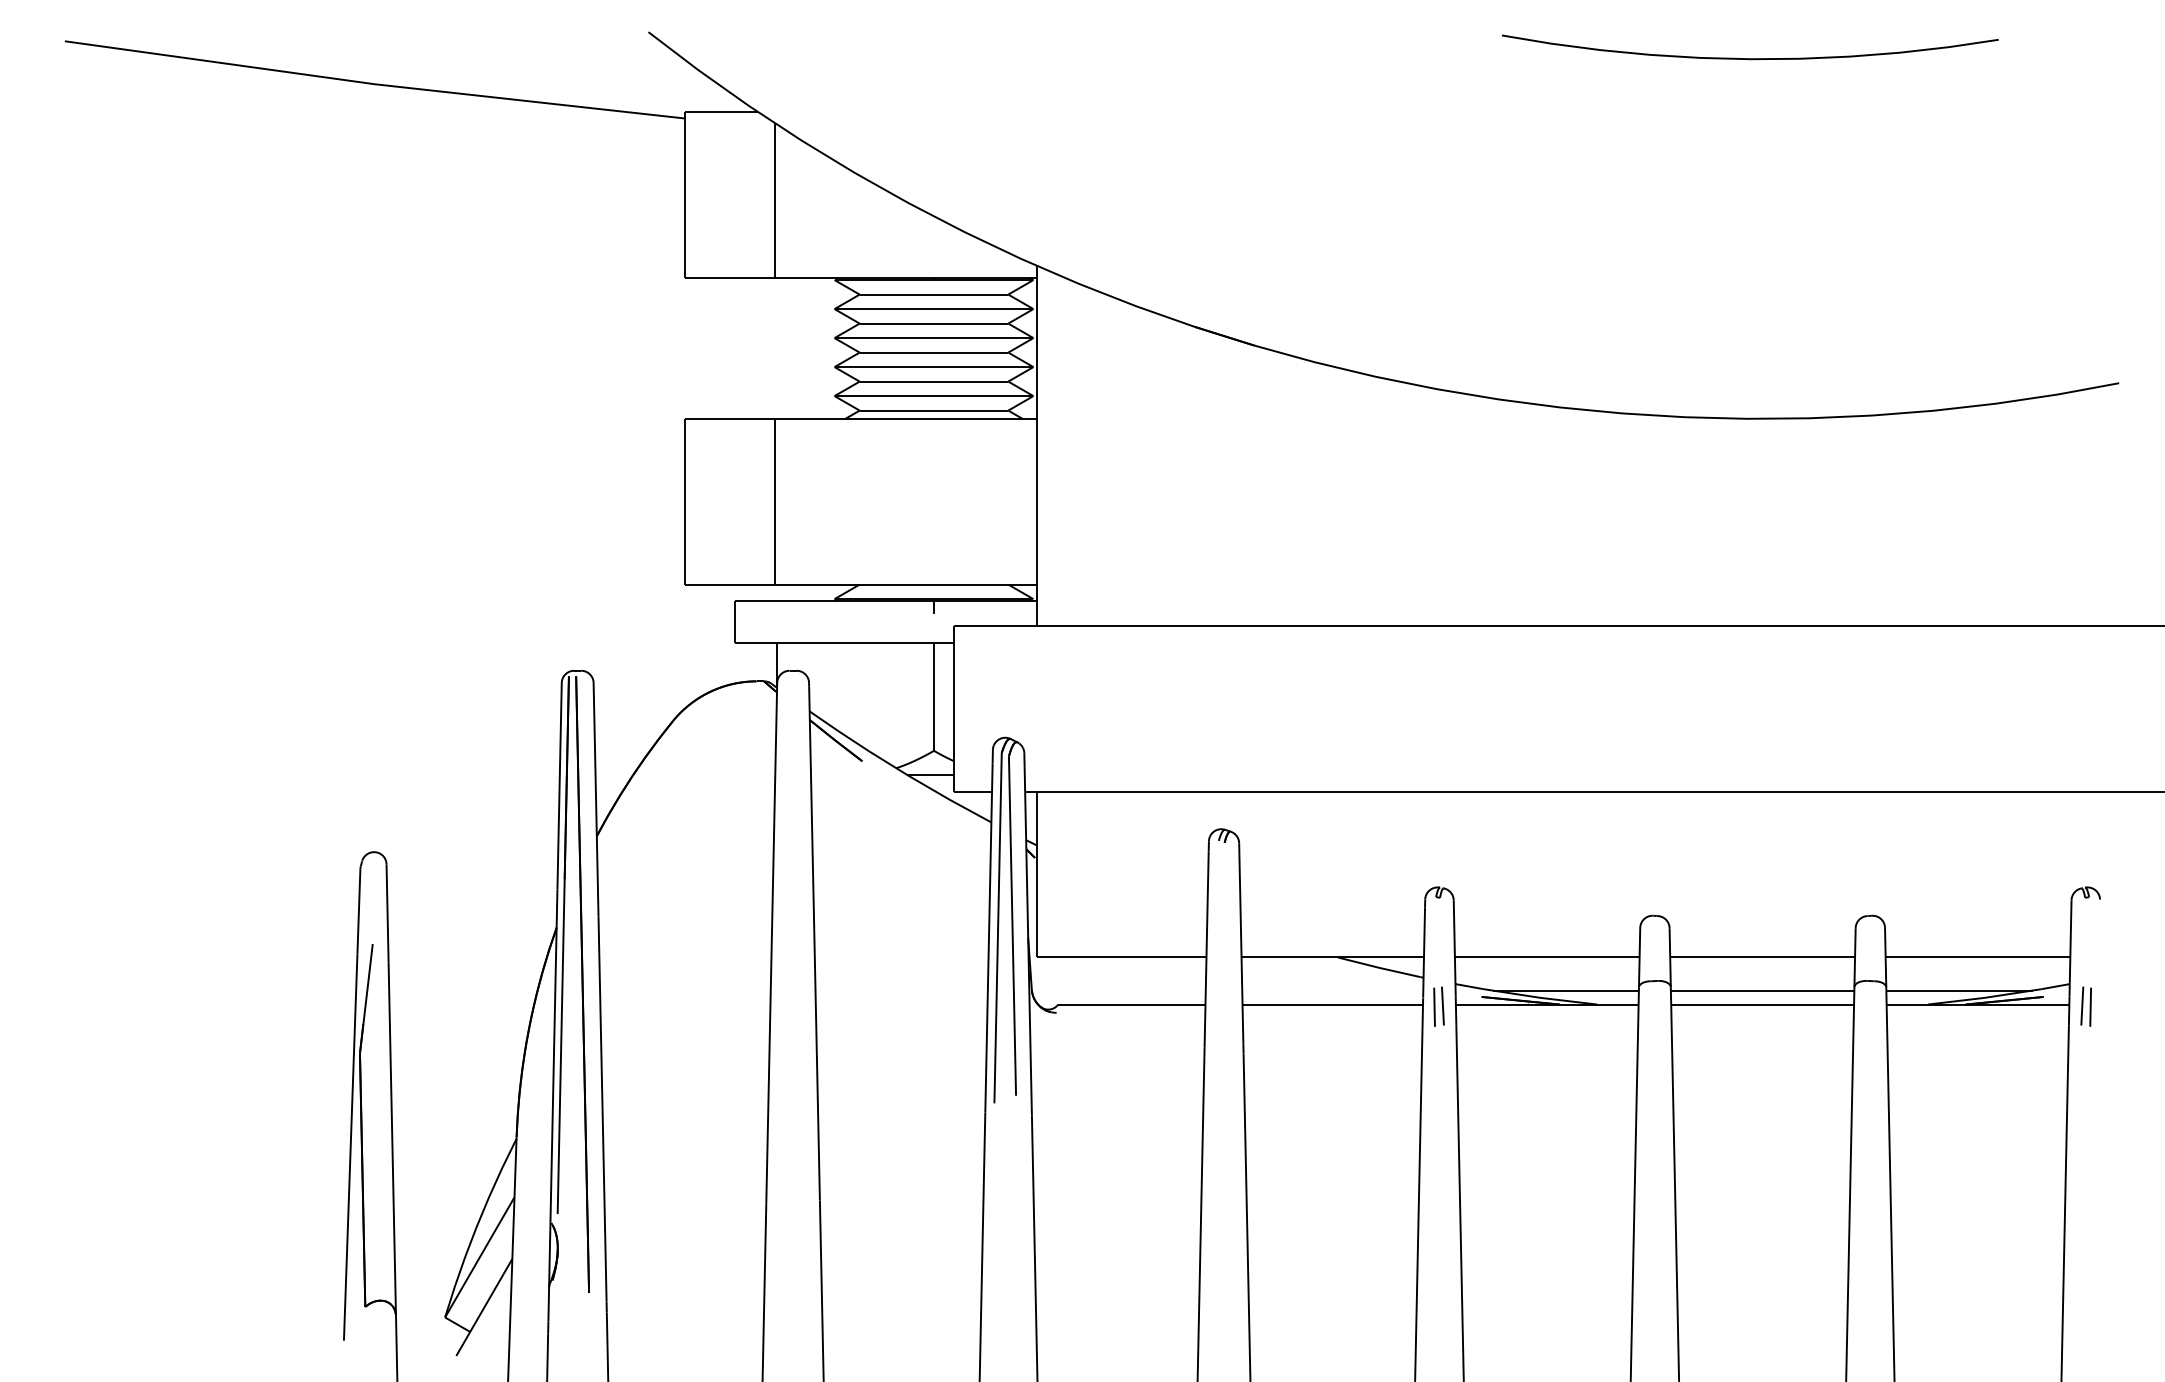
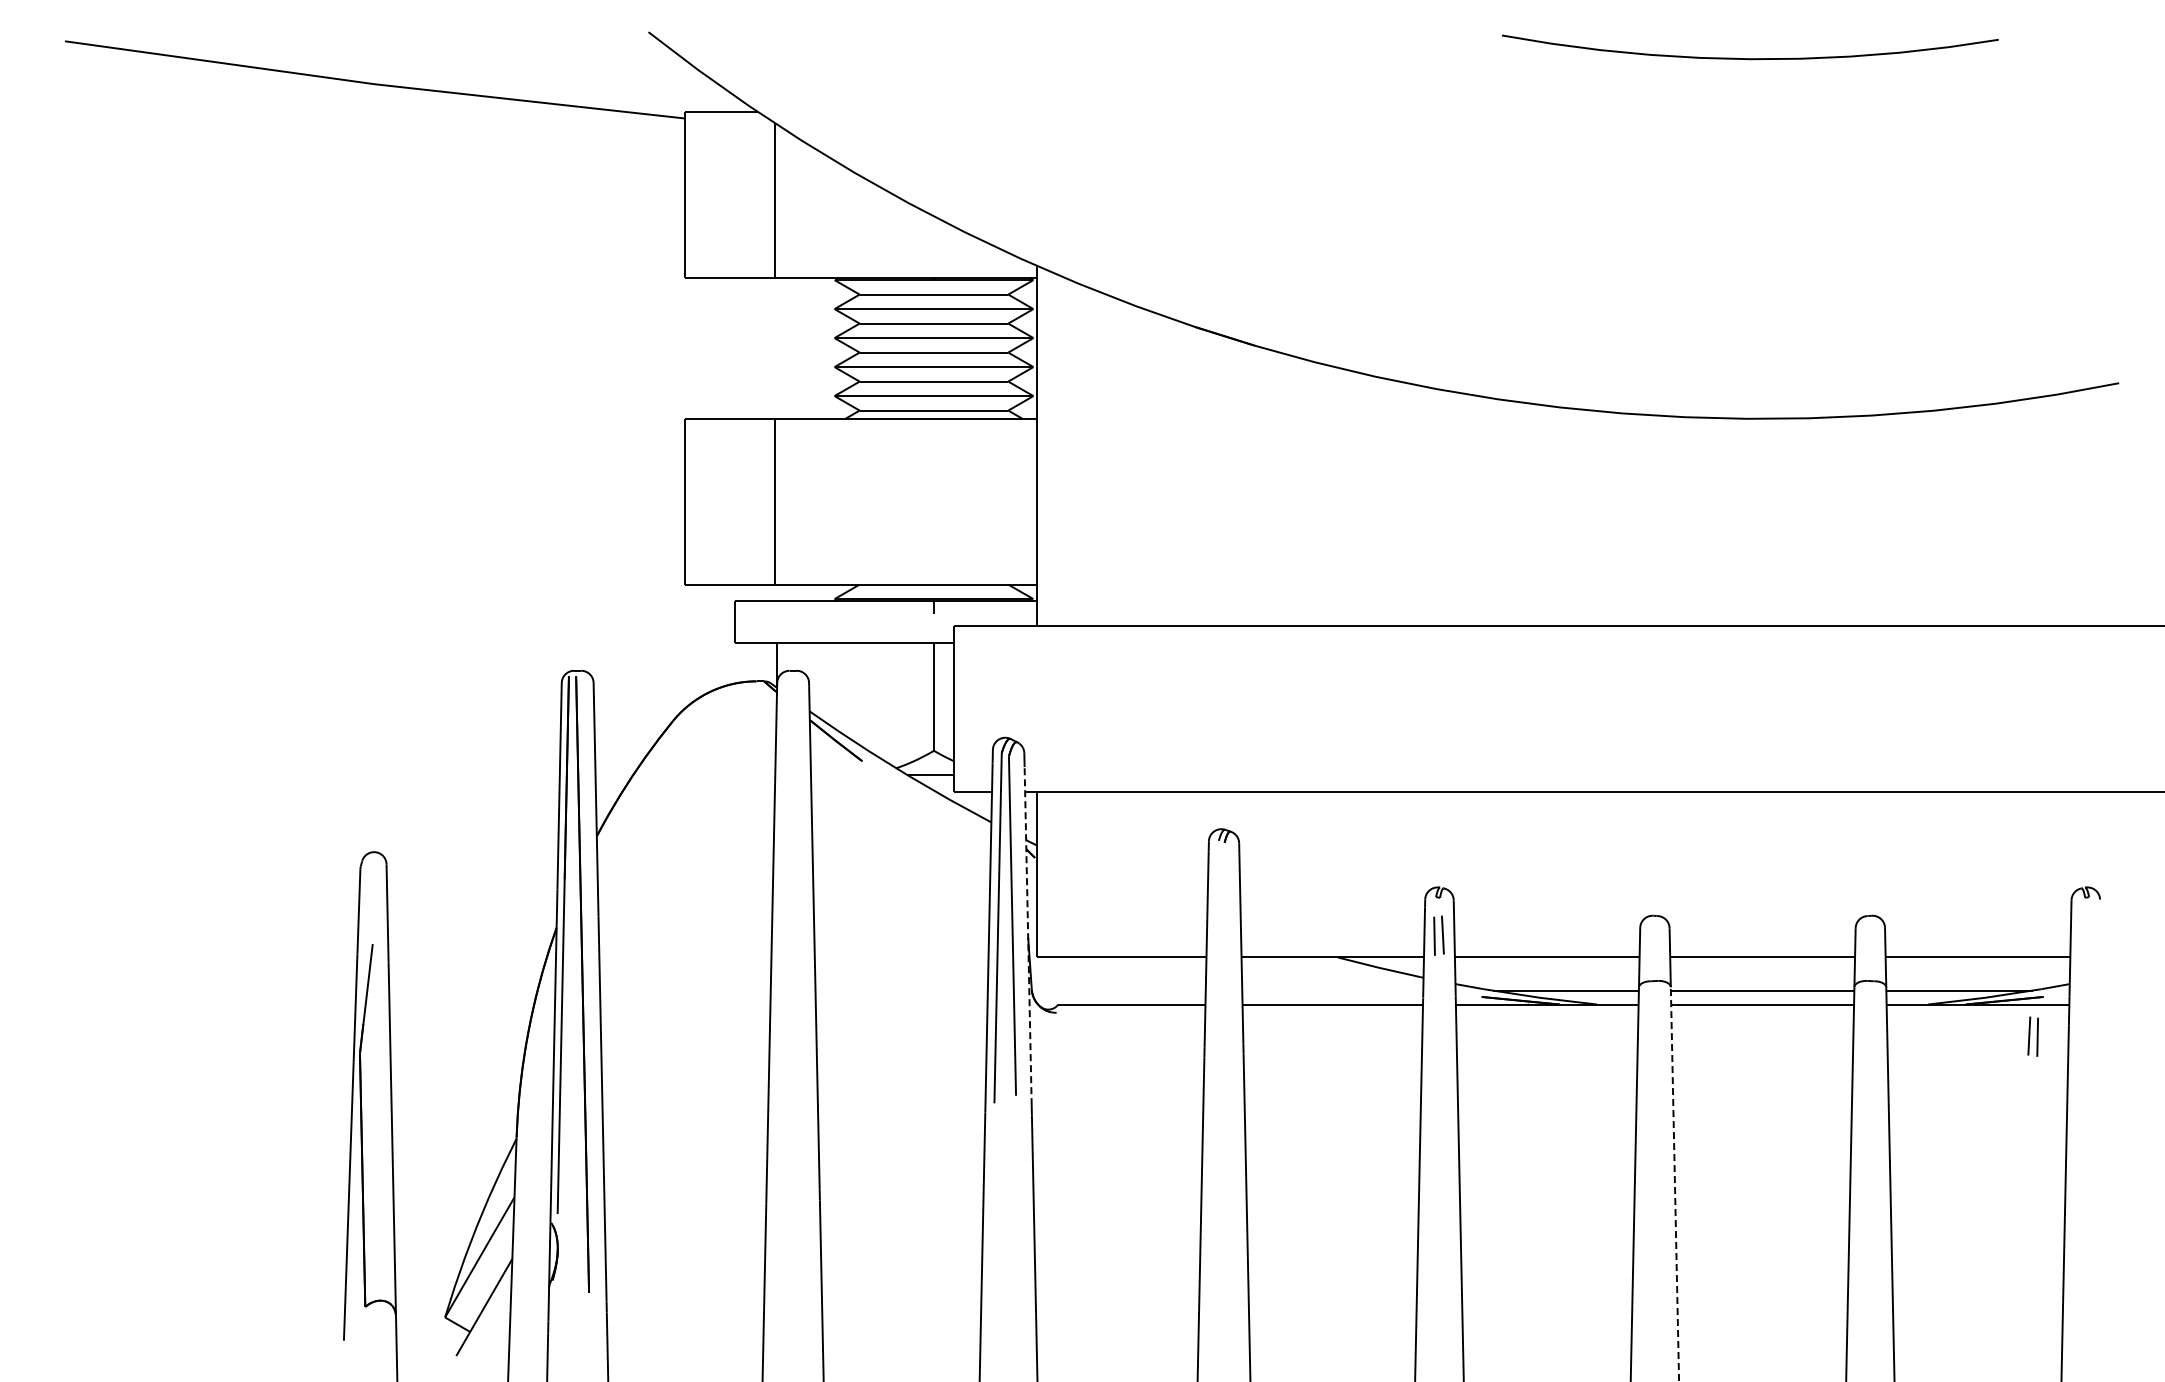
line: solid -> dashed (1028, 935)
part position: (1438, 1006) -> (1438, 935) (1438, 935)
part position: (2085, 1006) -> (2032, 1036) (2032, 1036)
line: solid -> dashed (1674, 1184)
